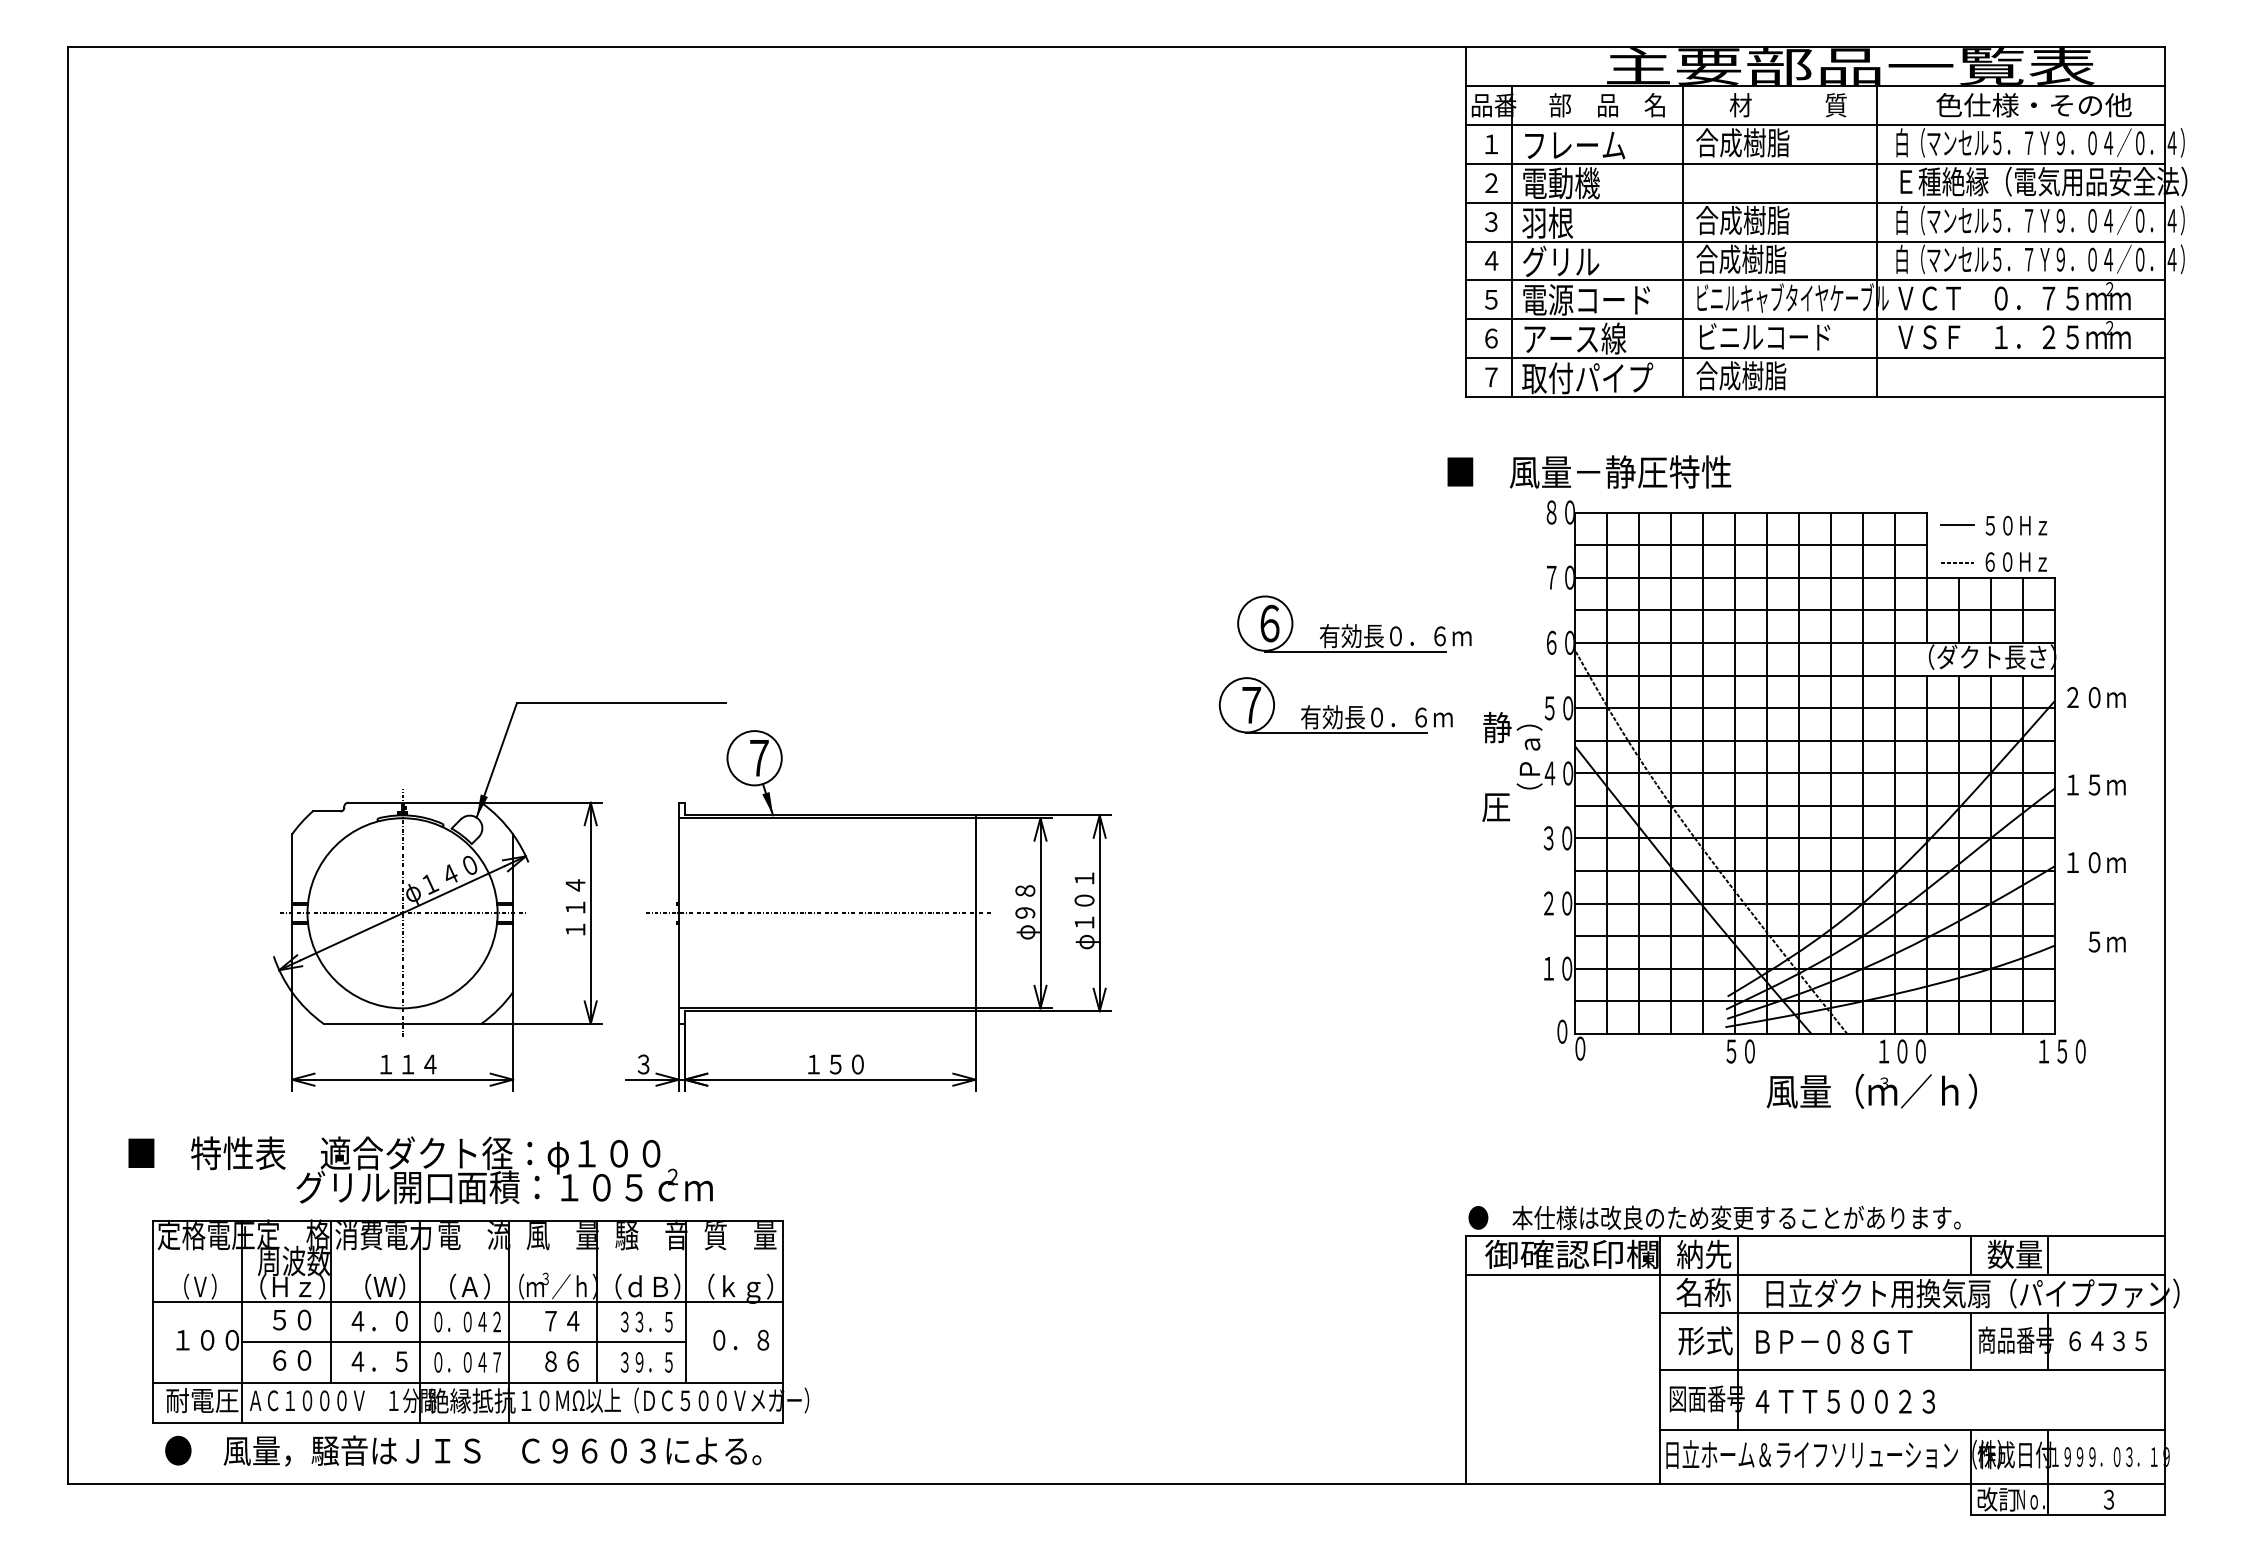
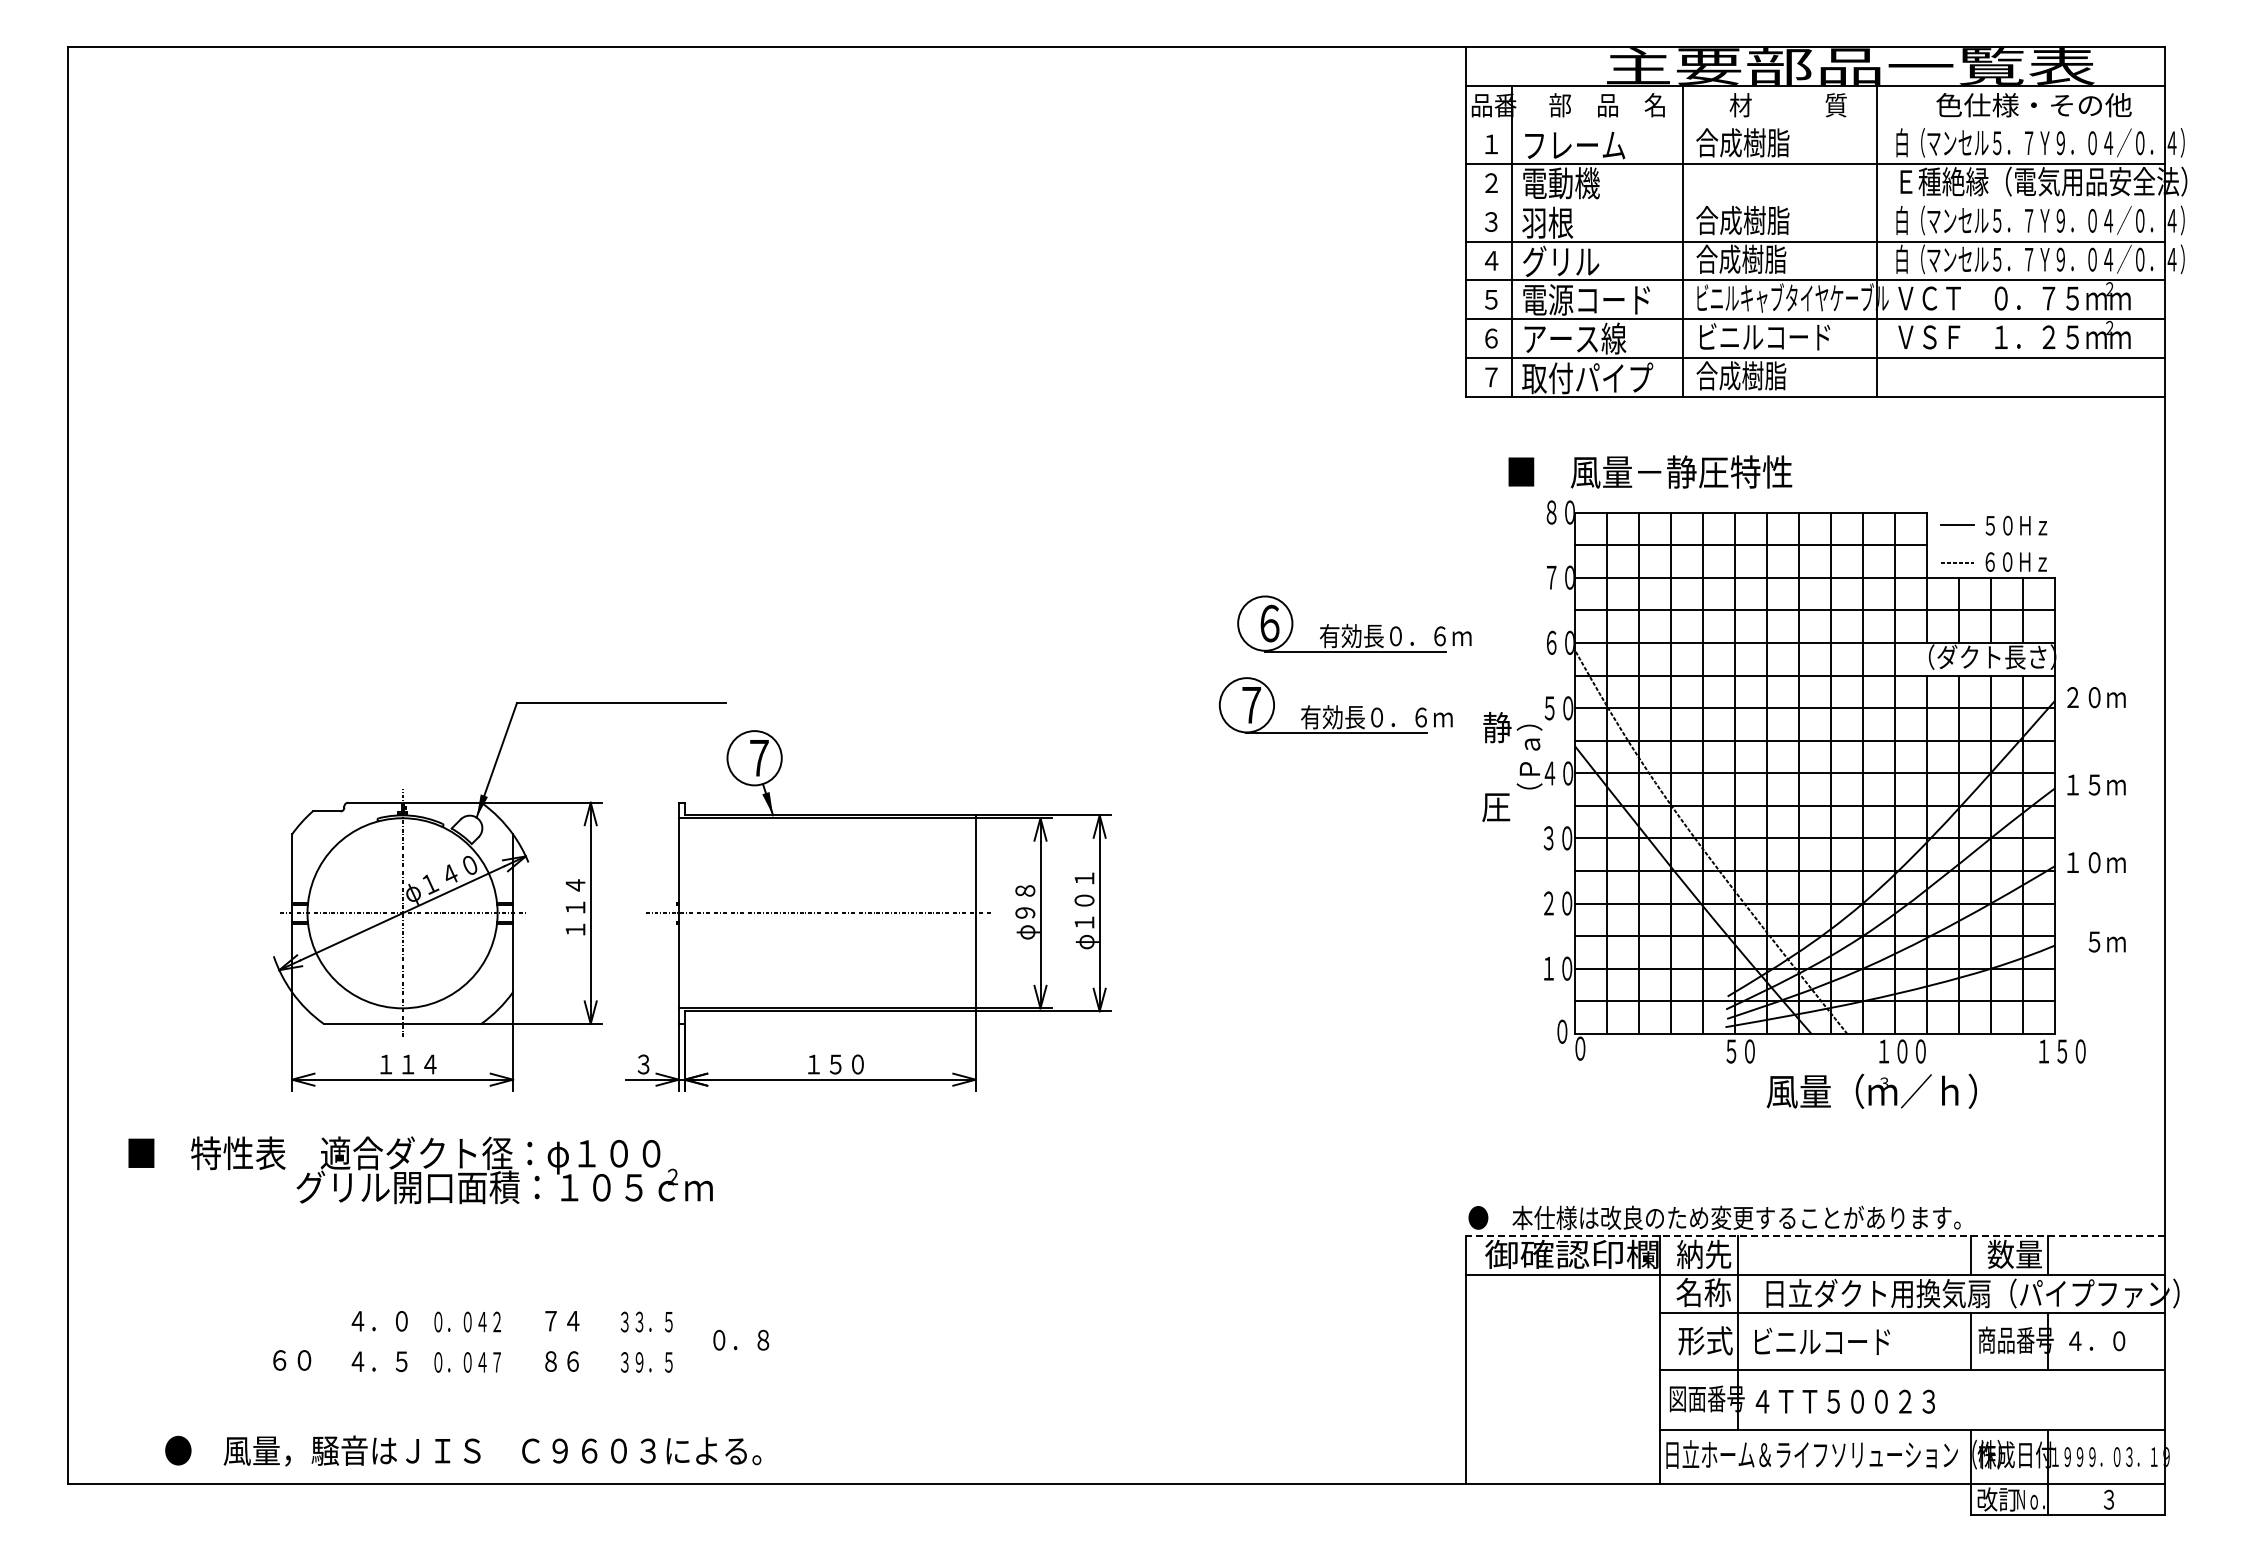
line: present -> none (1814, 124)
line: present -> none (1814, 202)
text position: (1589, 471) -> (1650, 471) (1650, 471)
line: solid -> dashed (1815, 1235)
part: present -> none (480, 1321)
text: ＢＰ－０８ＧＴ -> ビニルコード (1833, 1340)
text: ６４３５ -> ４．０ (2107, 1341)
